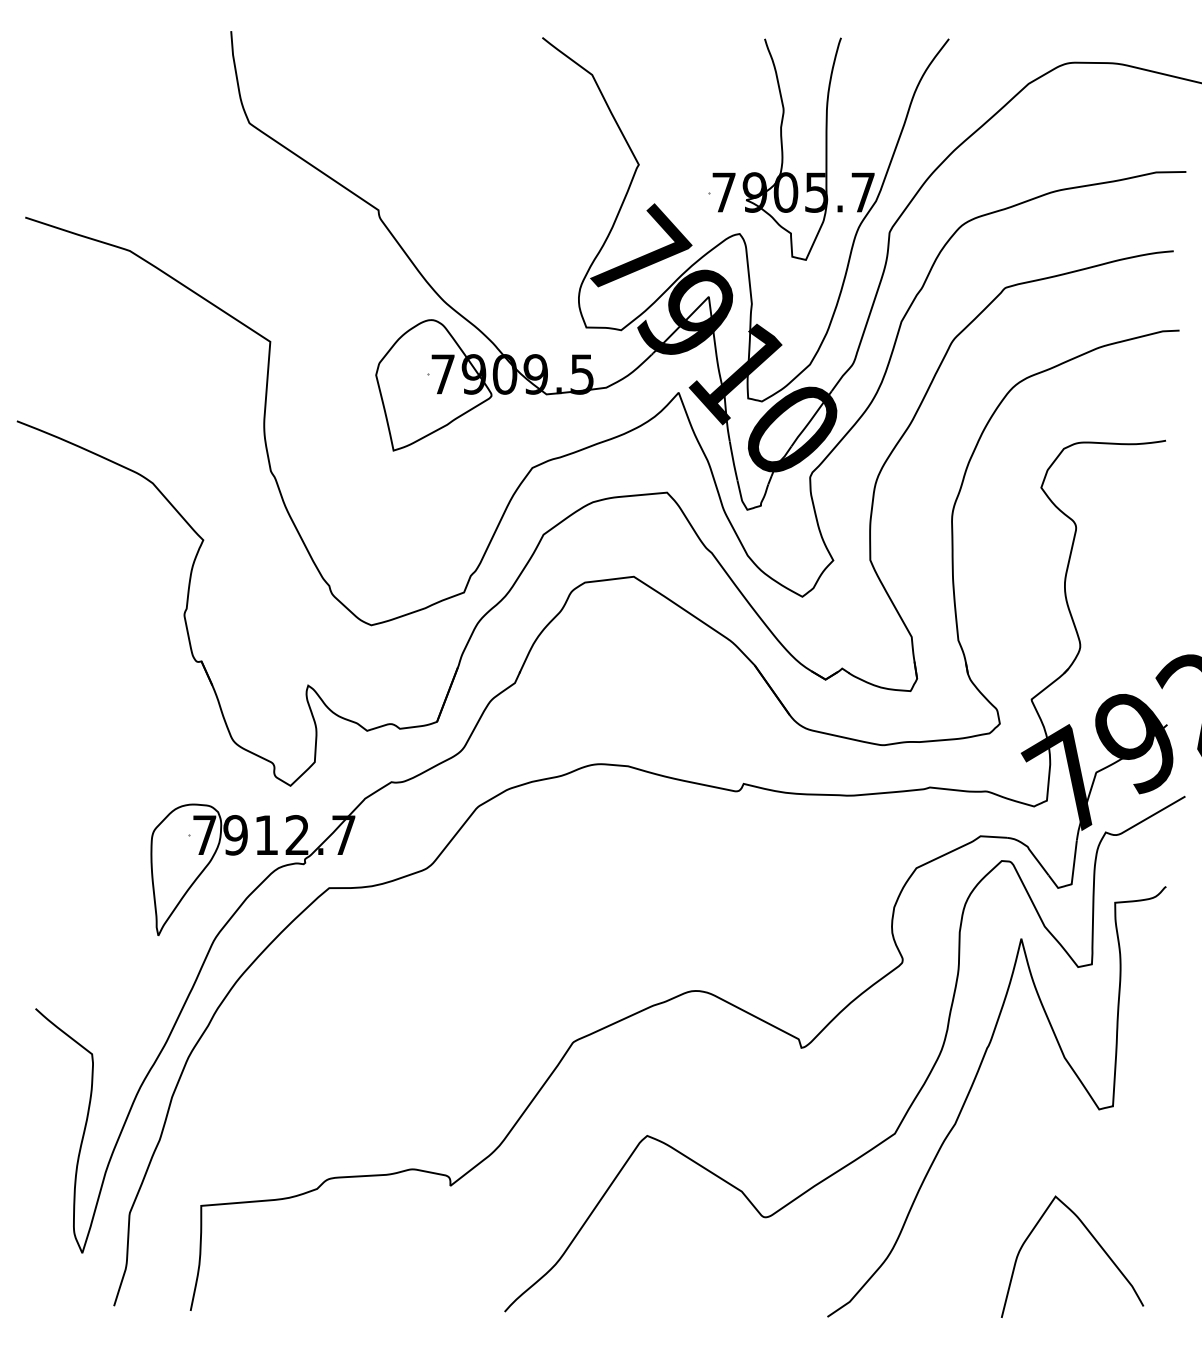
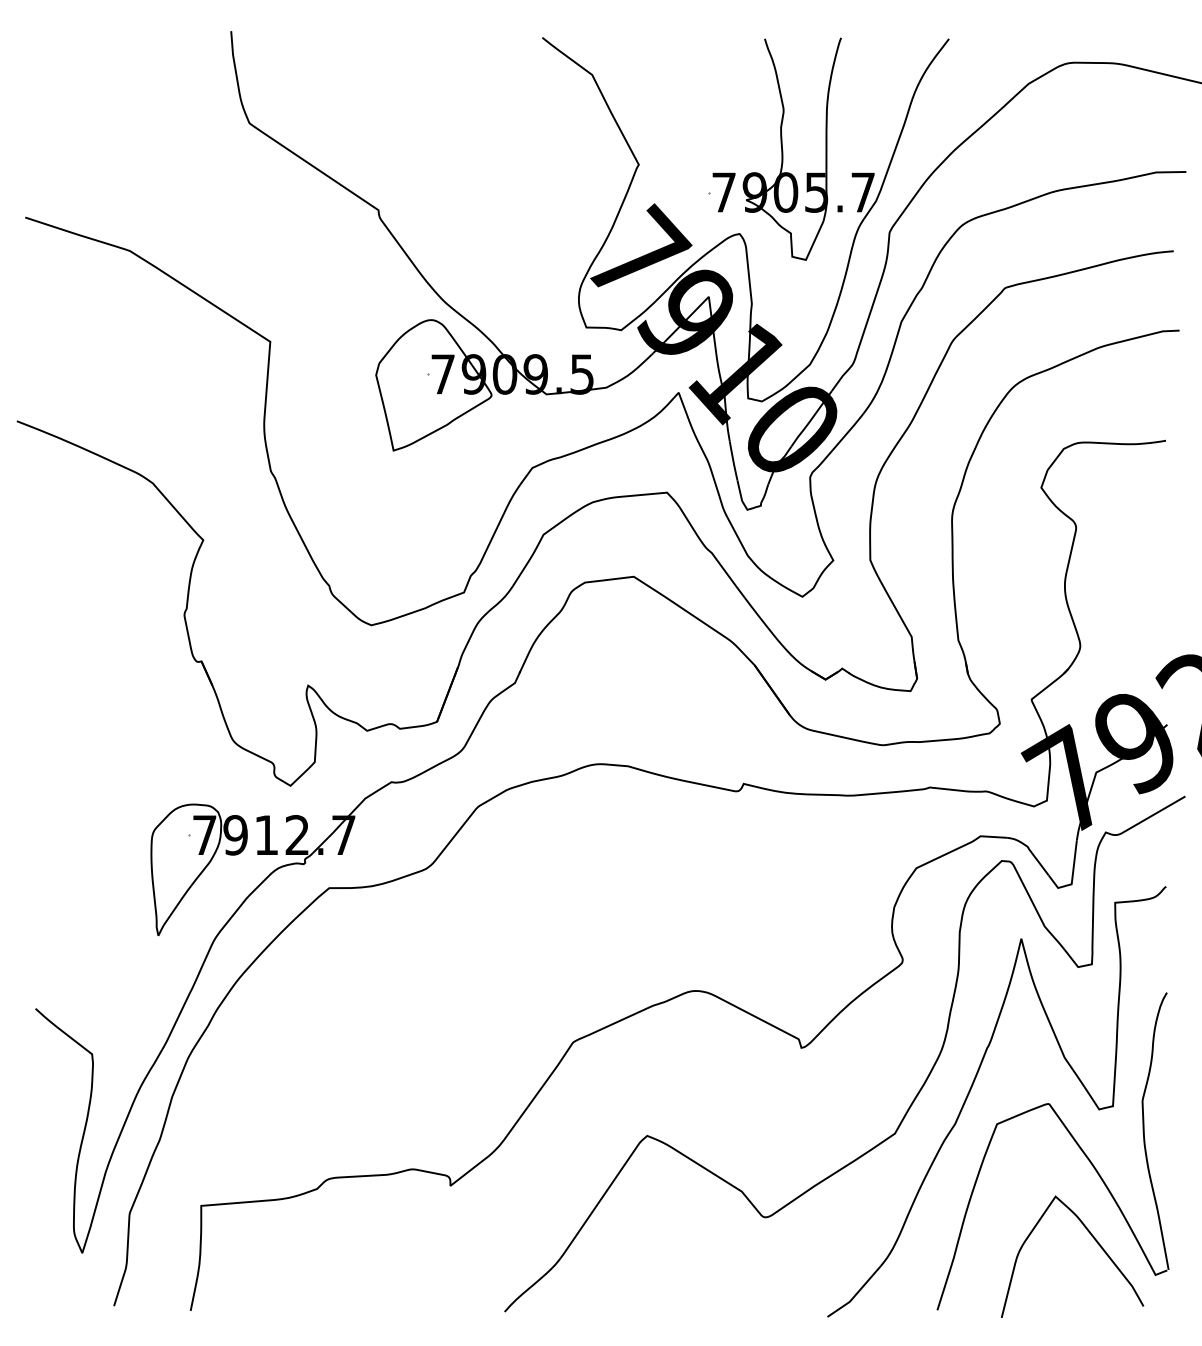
part: none -> present (1071, 1137)
